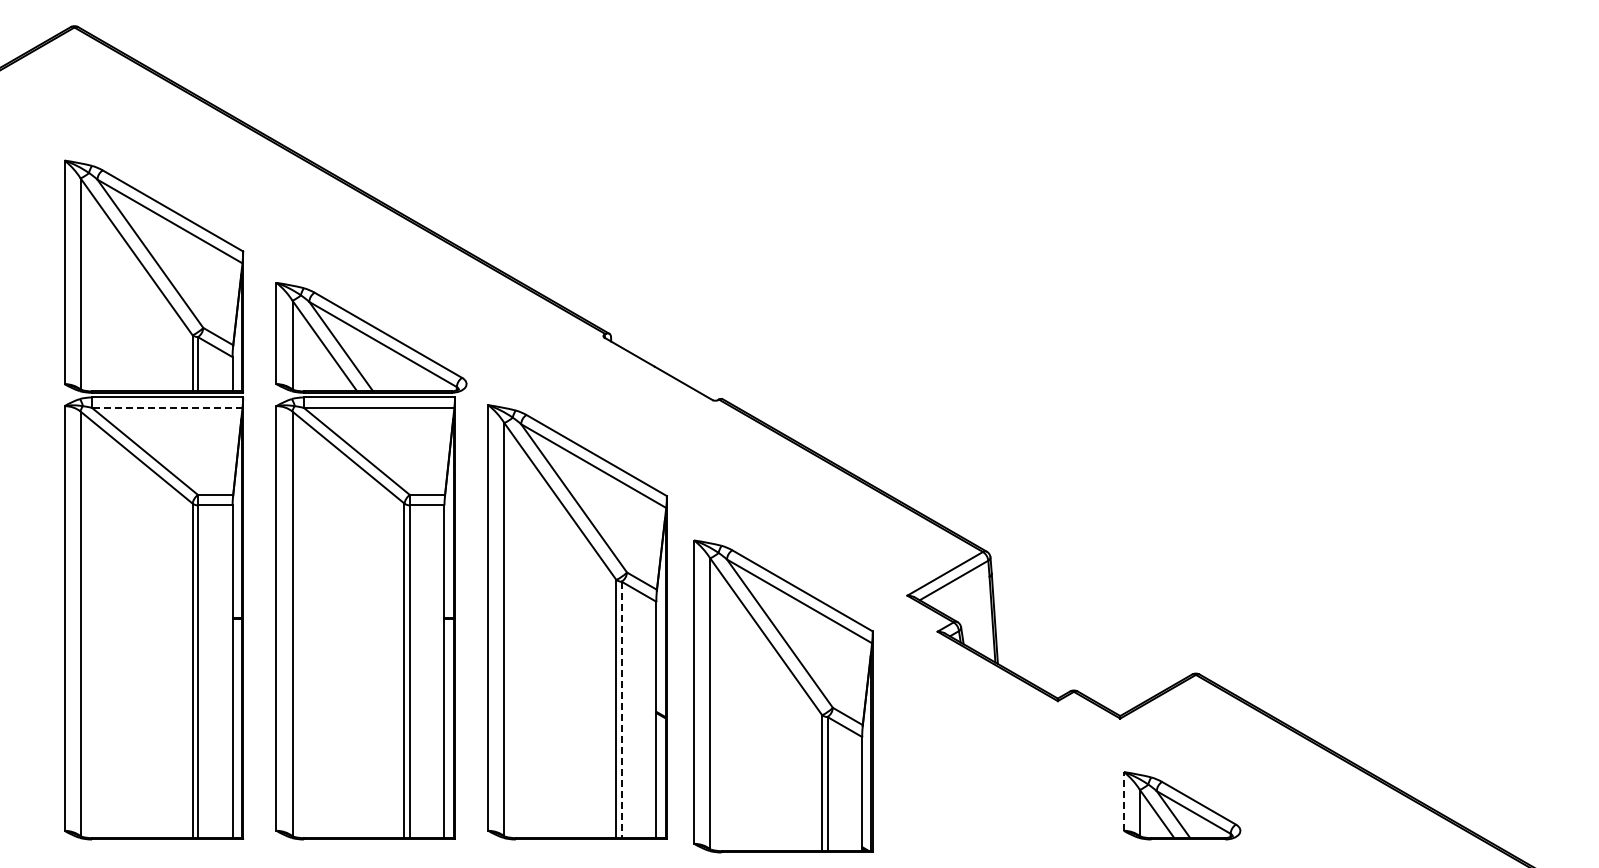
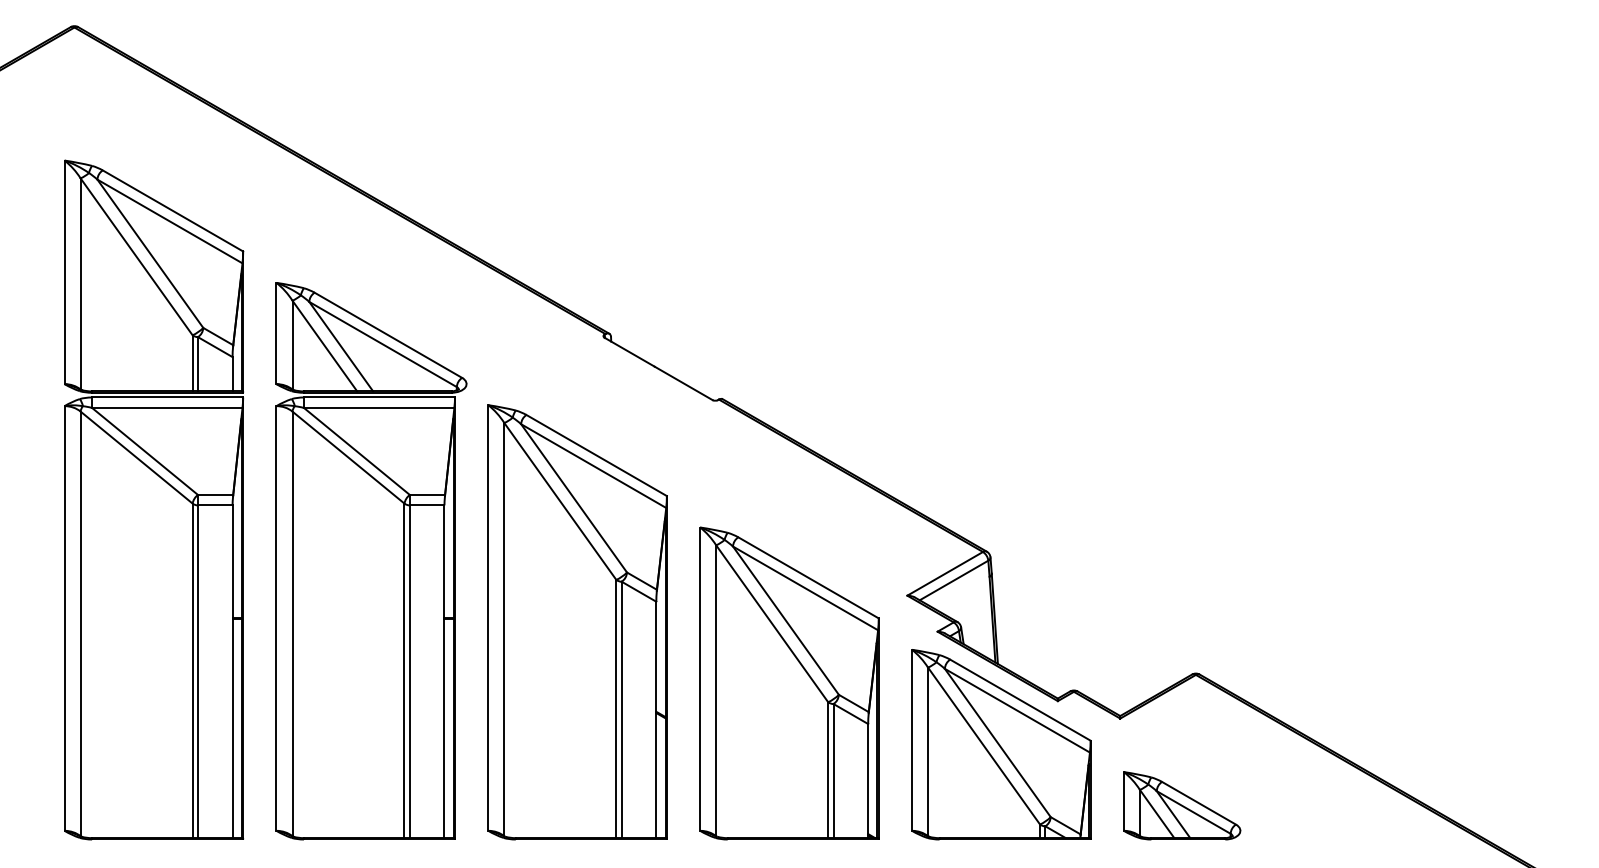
line: dashed -> solid (166, 407)
part position: (783, 696) -> (789, 683) (789, 683)
line: dashed -> solid (621, 710)
part: none -> present (1001, 744)
line: dashed -> solid (1123, 800)
